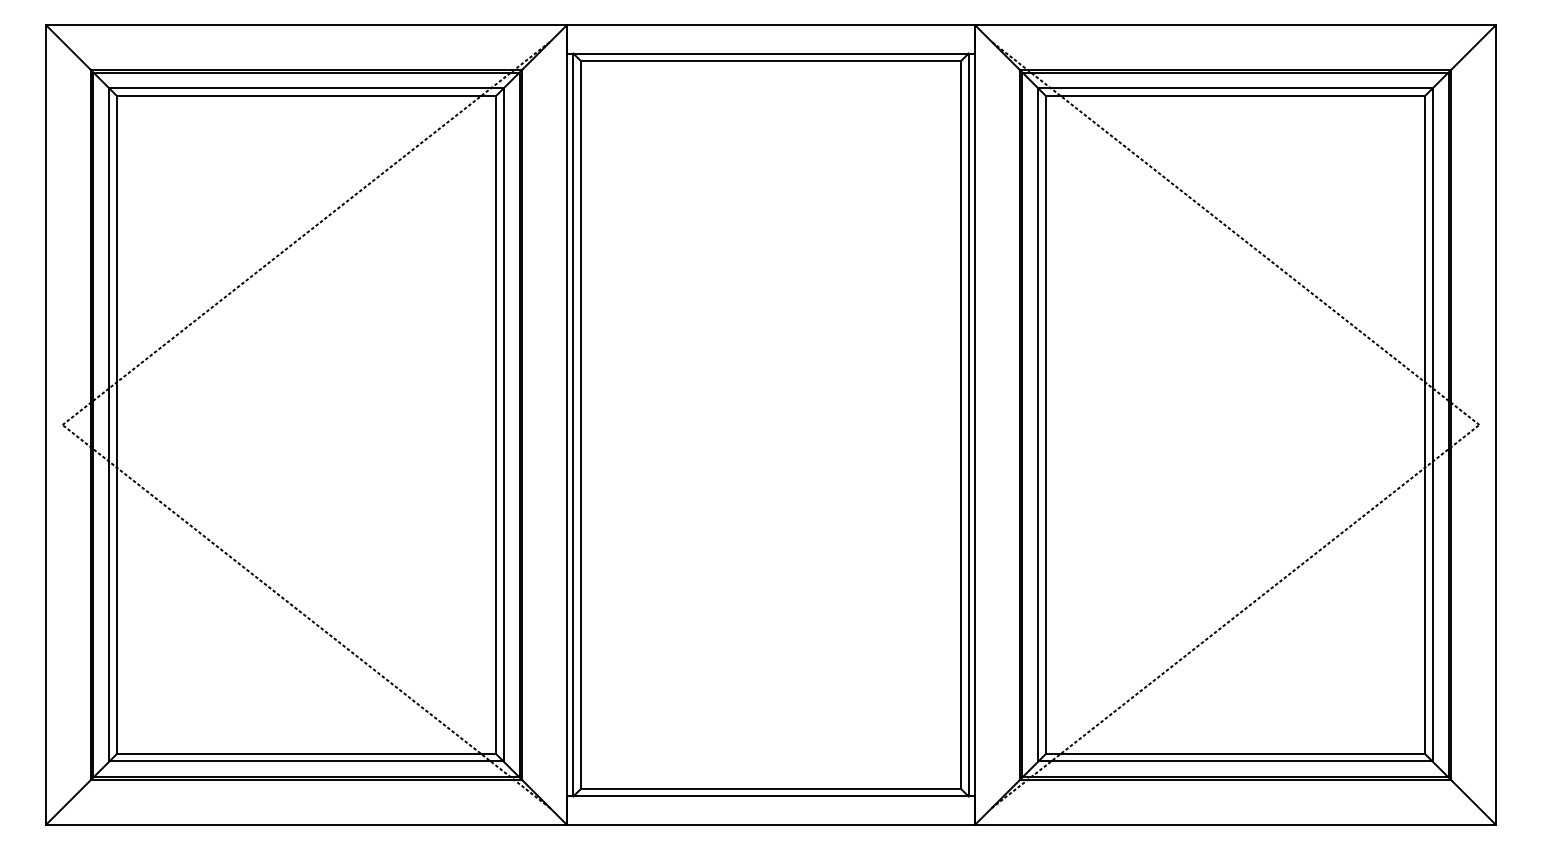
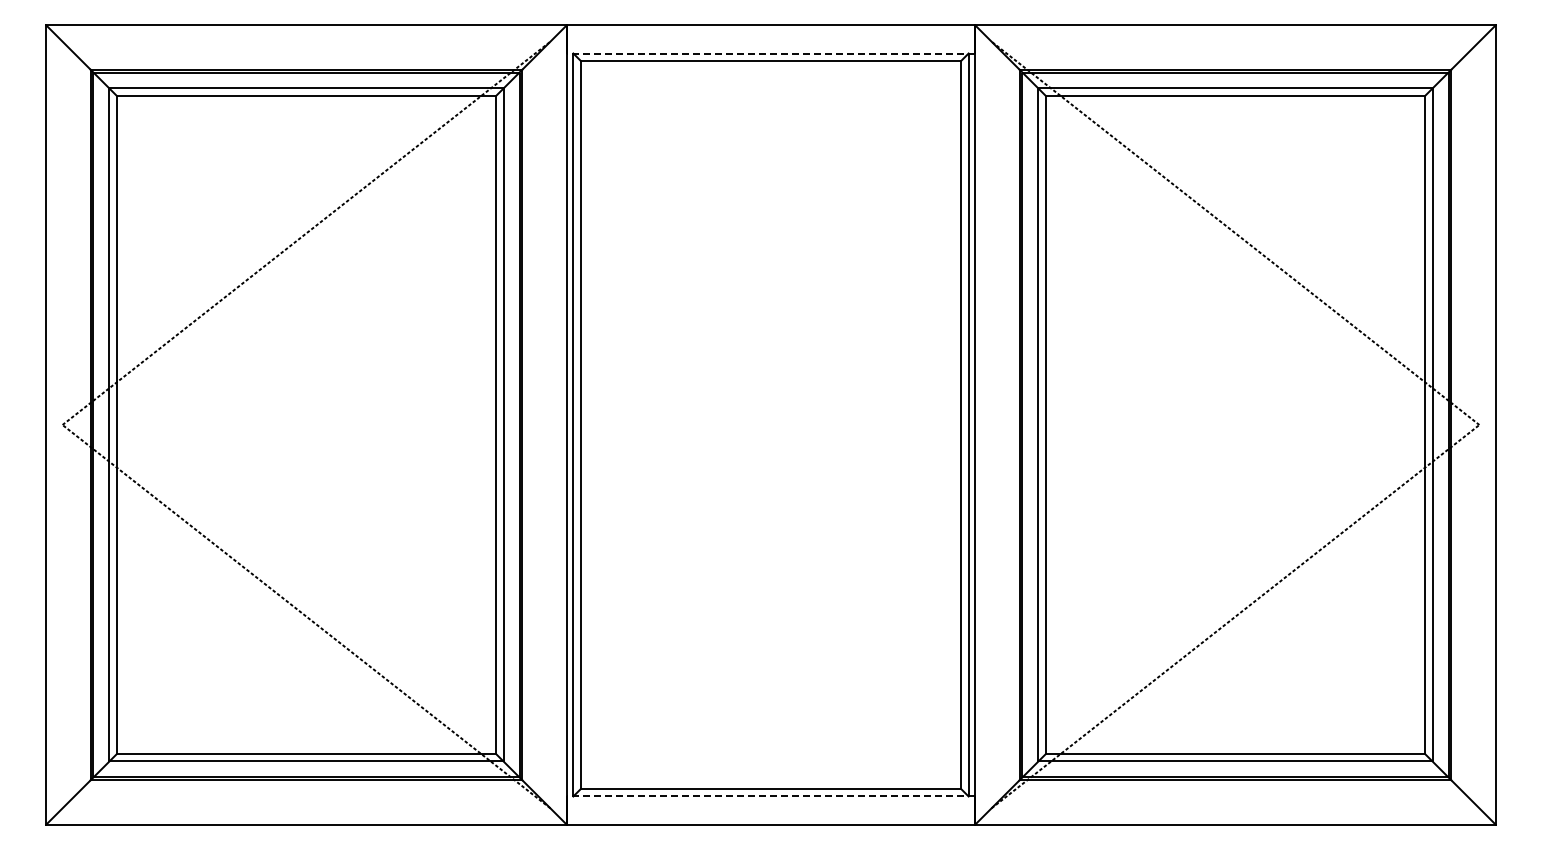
line: solid -> dashed (770, 53)
line: solid -> dashed (770, 796)
